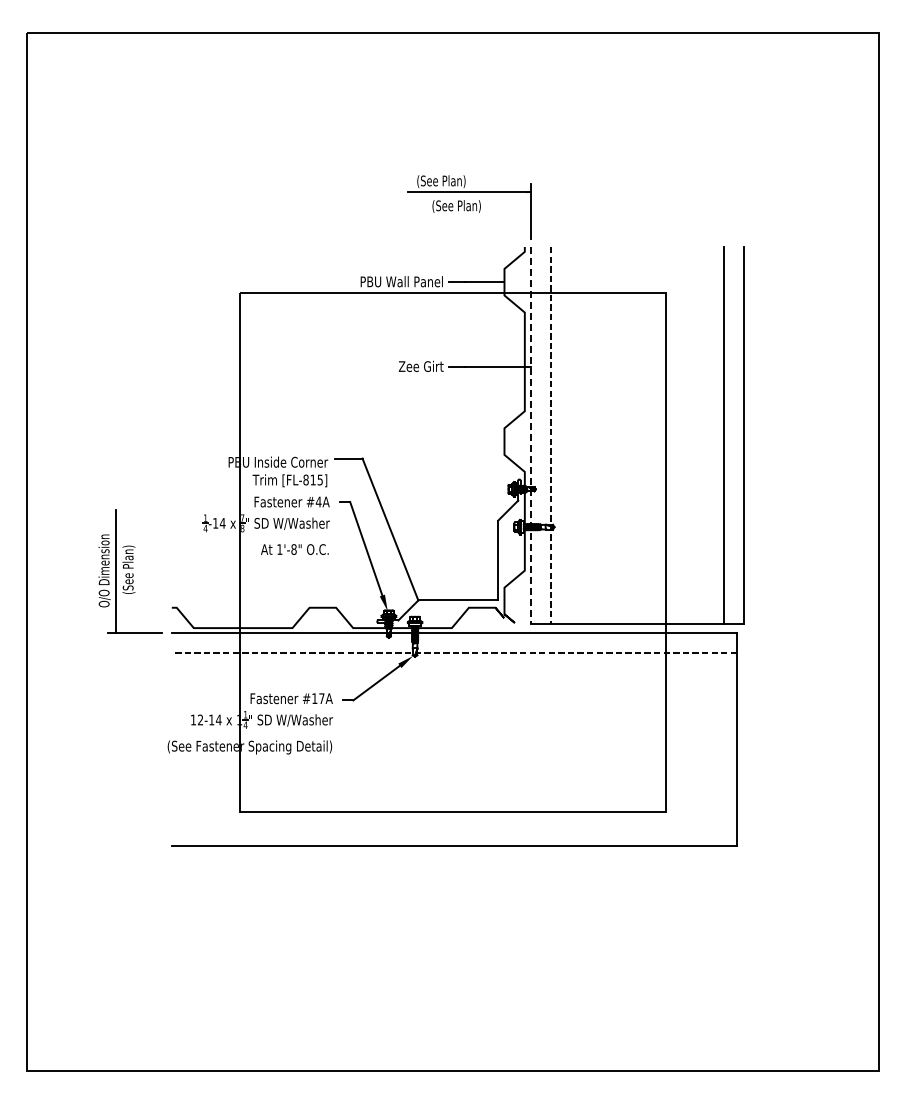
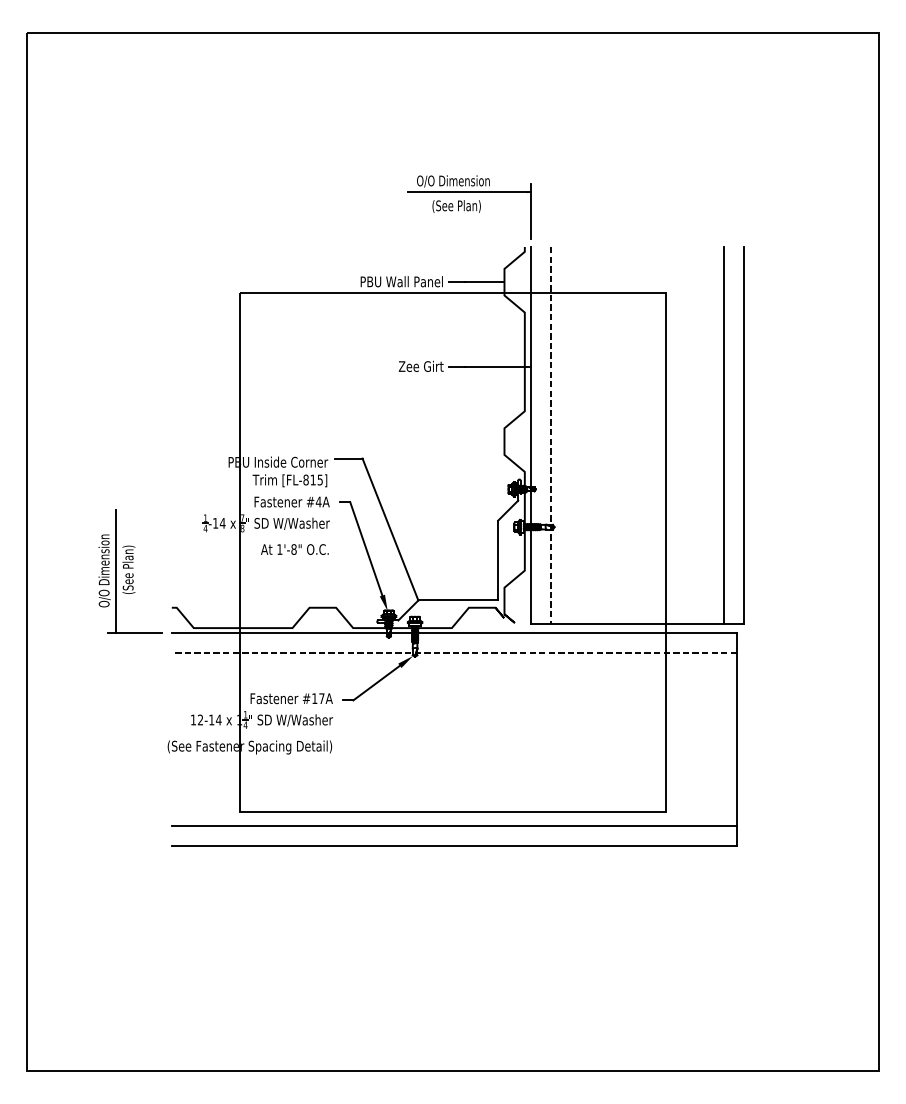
text: (See Plan) -> O/O Dimension (453, 181)
line: dashed -> solid (530, 435)
line: none -> present (454, 825)
